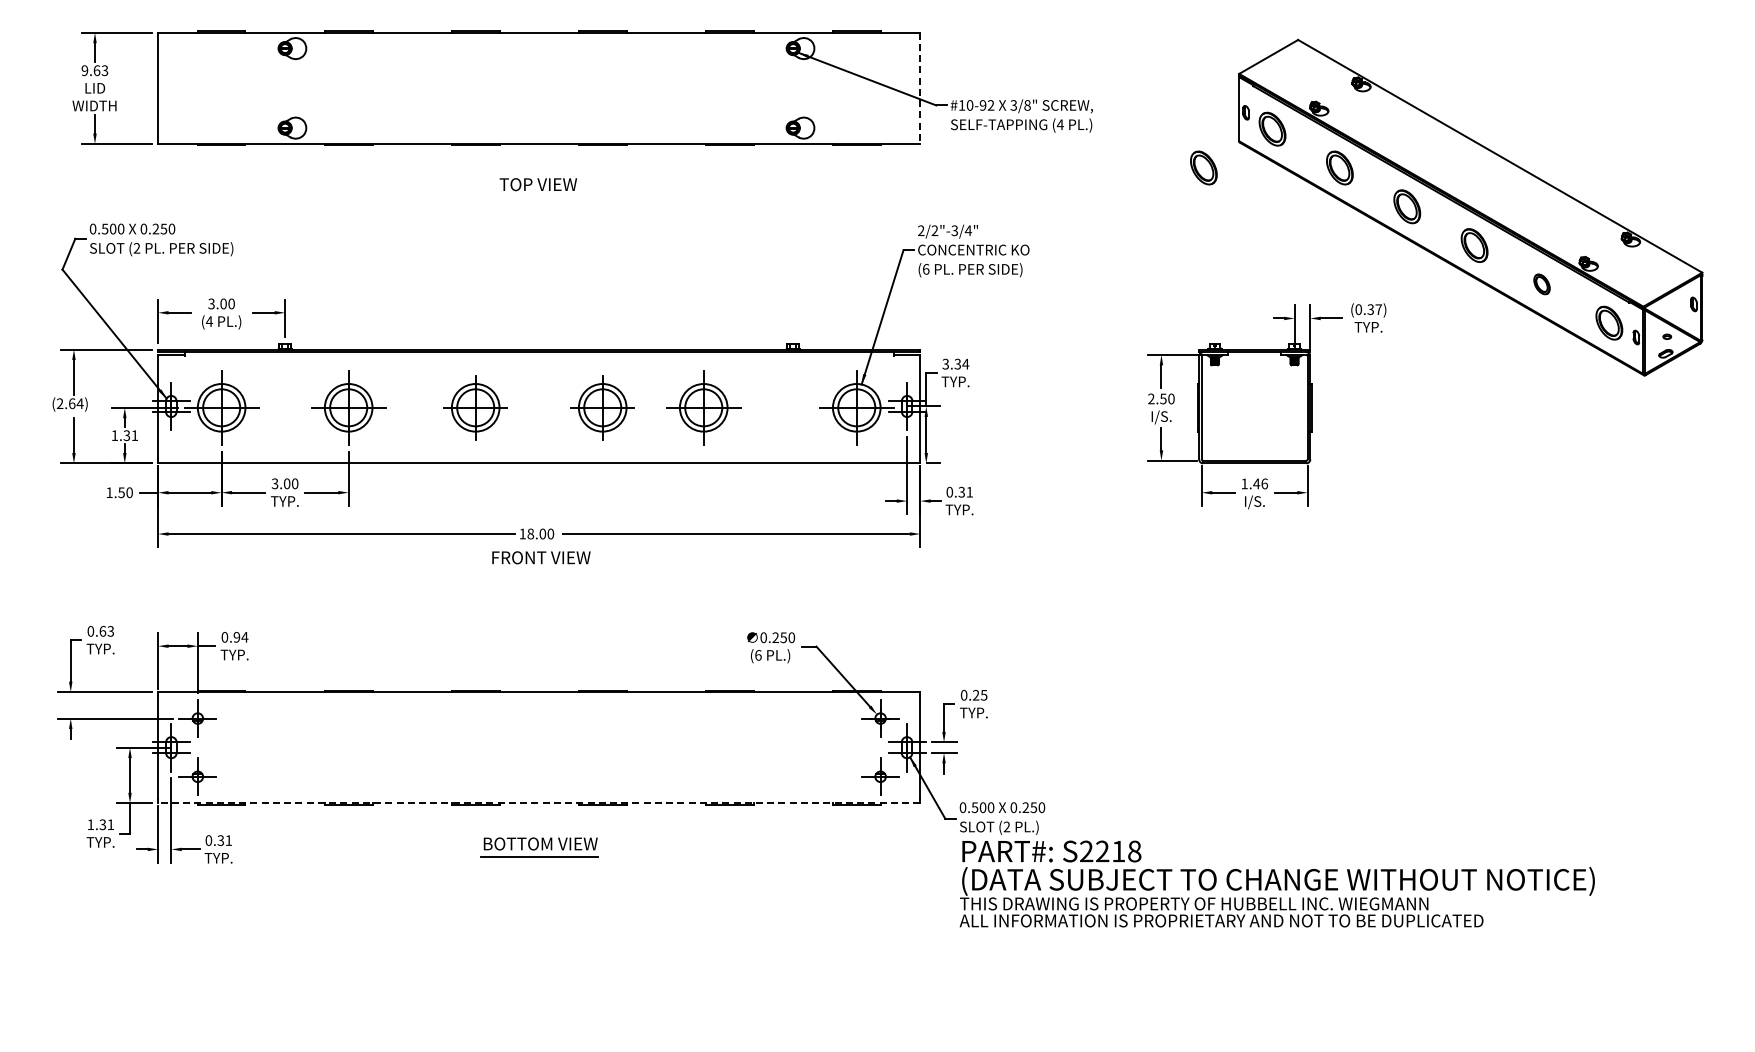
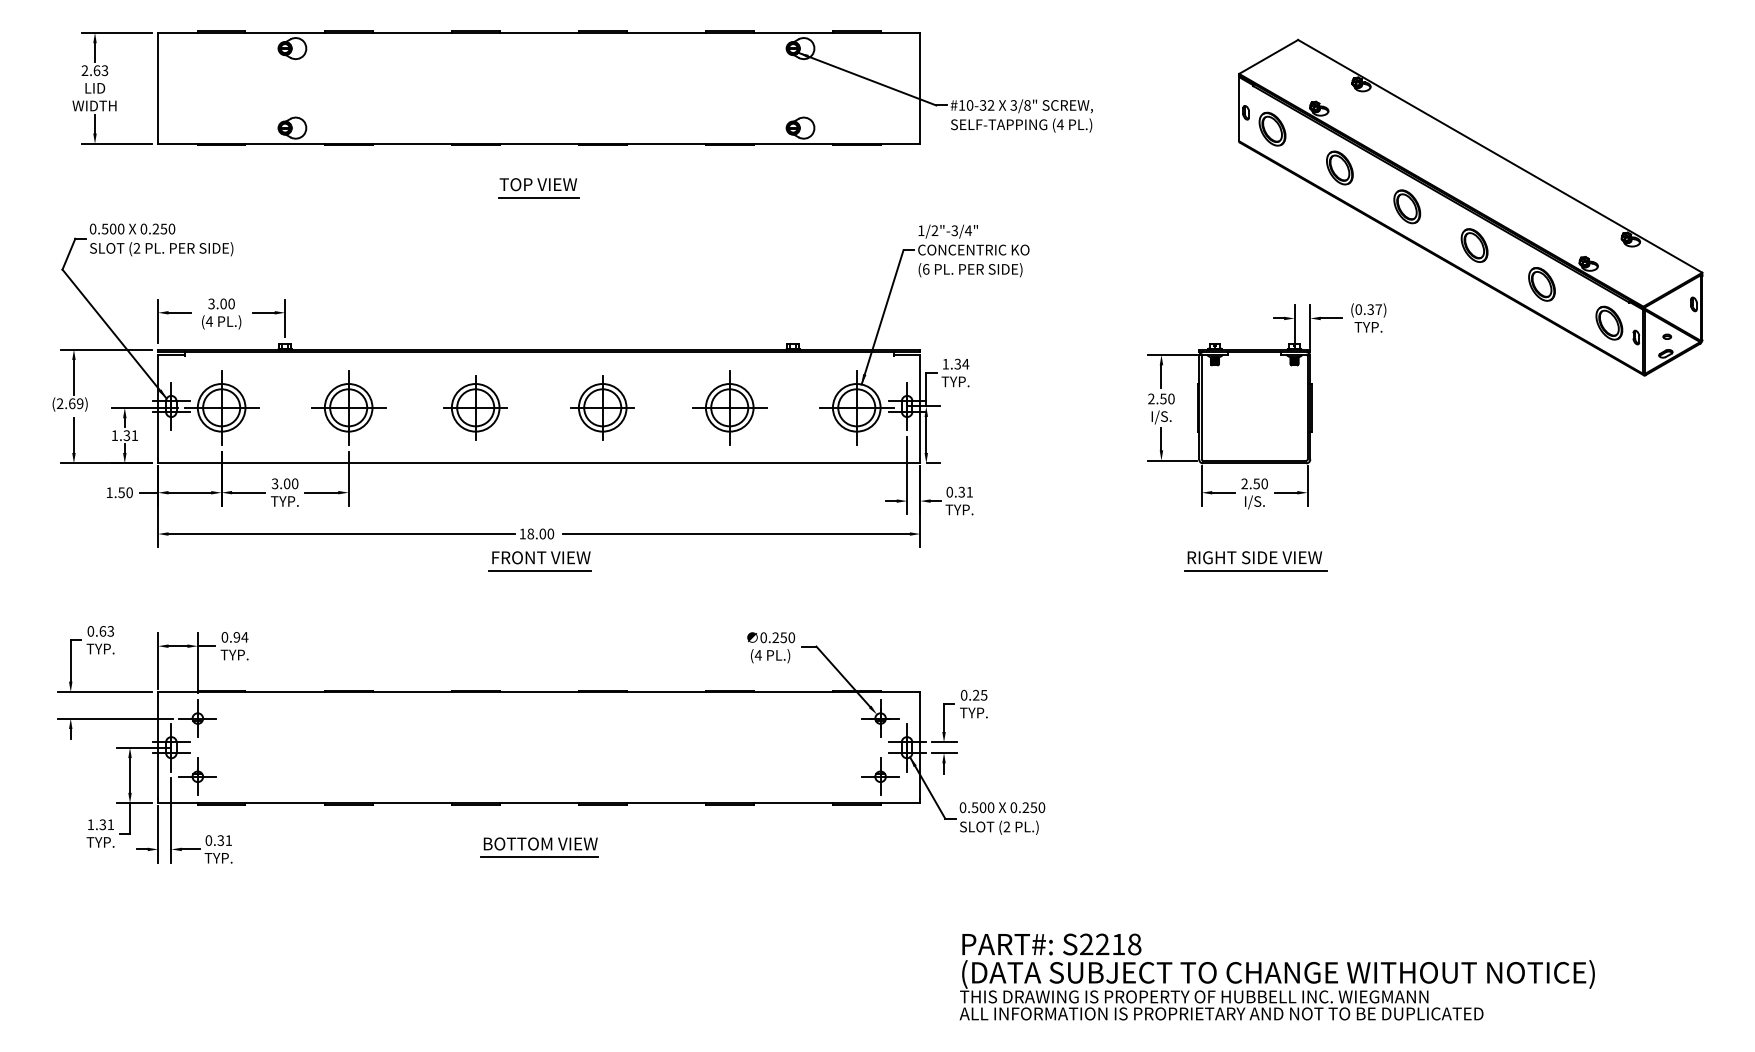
text: 9.63 -> 2.63 (84, 71)
line: dashed -> solid (920, 88)
text: #10-92 -> #10-32 (982, 105)
part: present -> none (1203, 167)
line: none -> present (539, 197)
text: 2/2"-3/4" -> 1/2"-3/4" (921, 230)
part size: 18x23 px -> 28x35 px (1541, 284)
text: 3.34 -> 1.34 (945, 363)
text: (2.64) -> (2.69) (79, 403)
part position: (703, 407) -> (729, 407) (729, 407)
text: 1.46 -> 2.50 (1254, 483)
part: none -> present (1255, 561)
line: none -> present (540, 570)
text: (6 -> (4 (757, 655)
line: dashed -> solid (538, 803)
text position: (1276, 883) -> (1276, 976) (1276, 976)
